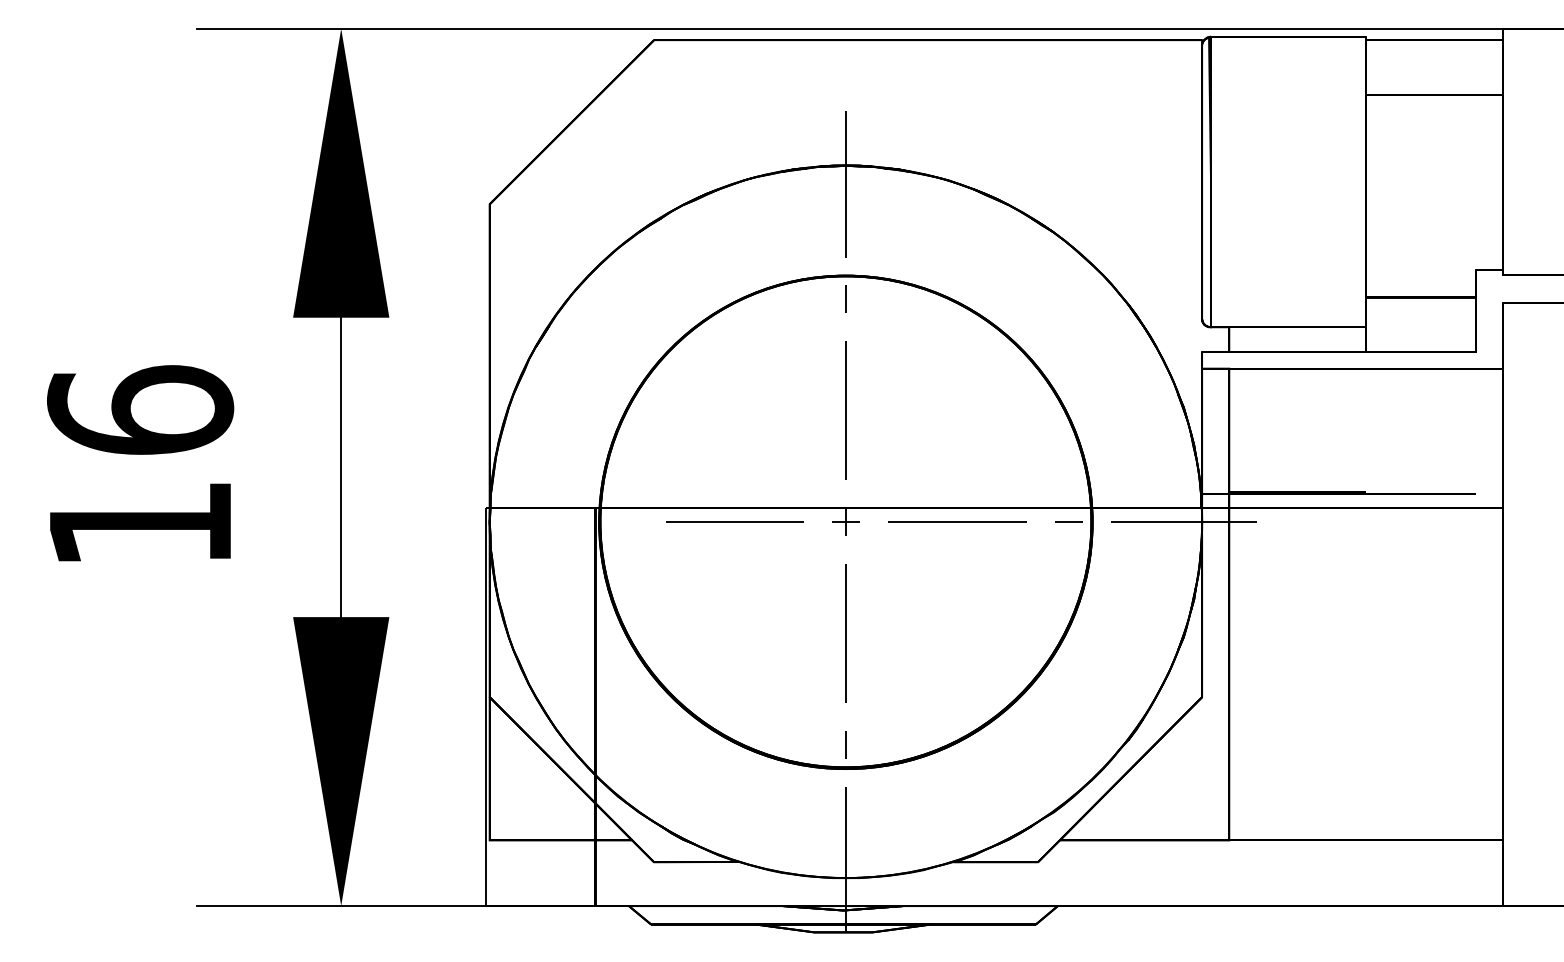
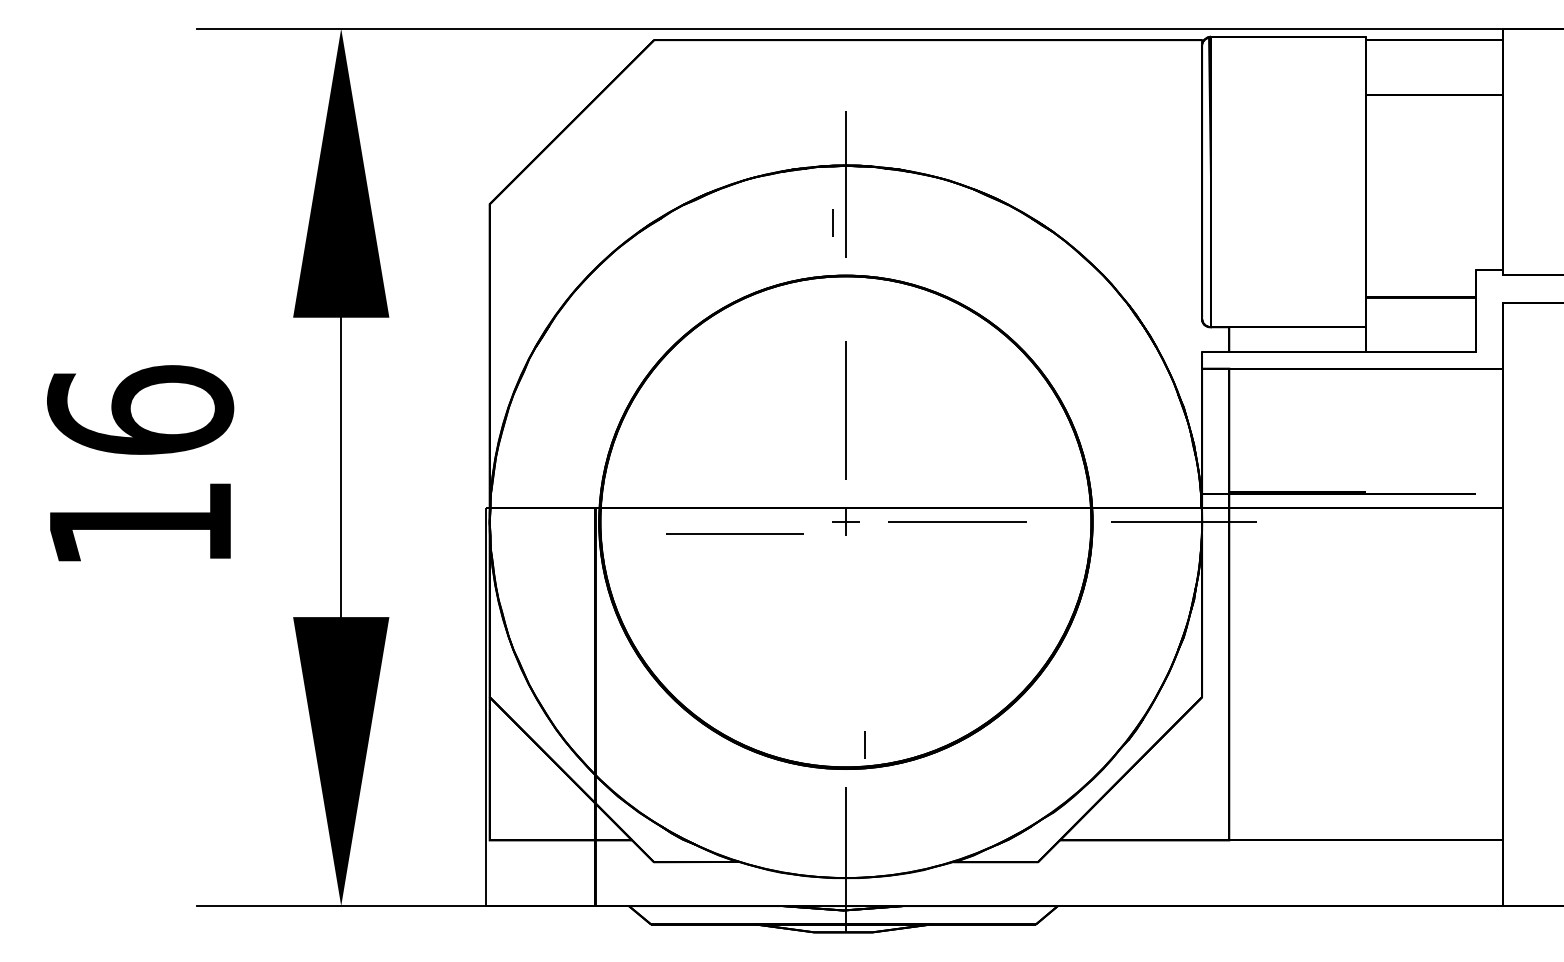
line position: (845, 298) -> (832, 222) (832, 222)
line position: (734, 521) -> (734, 533) (734, 533)
line: present -> none (1068, 521)
line: present -> none (845, 633)
line position: (845, 744) -> (864, 744) (864, 744)
